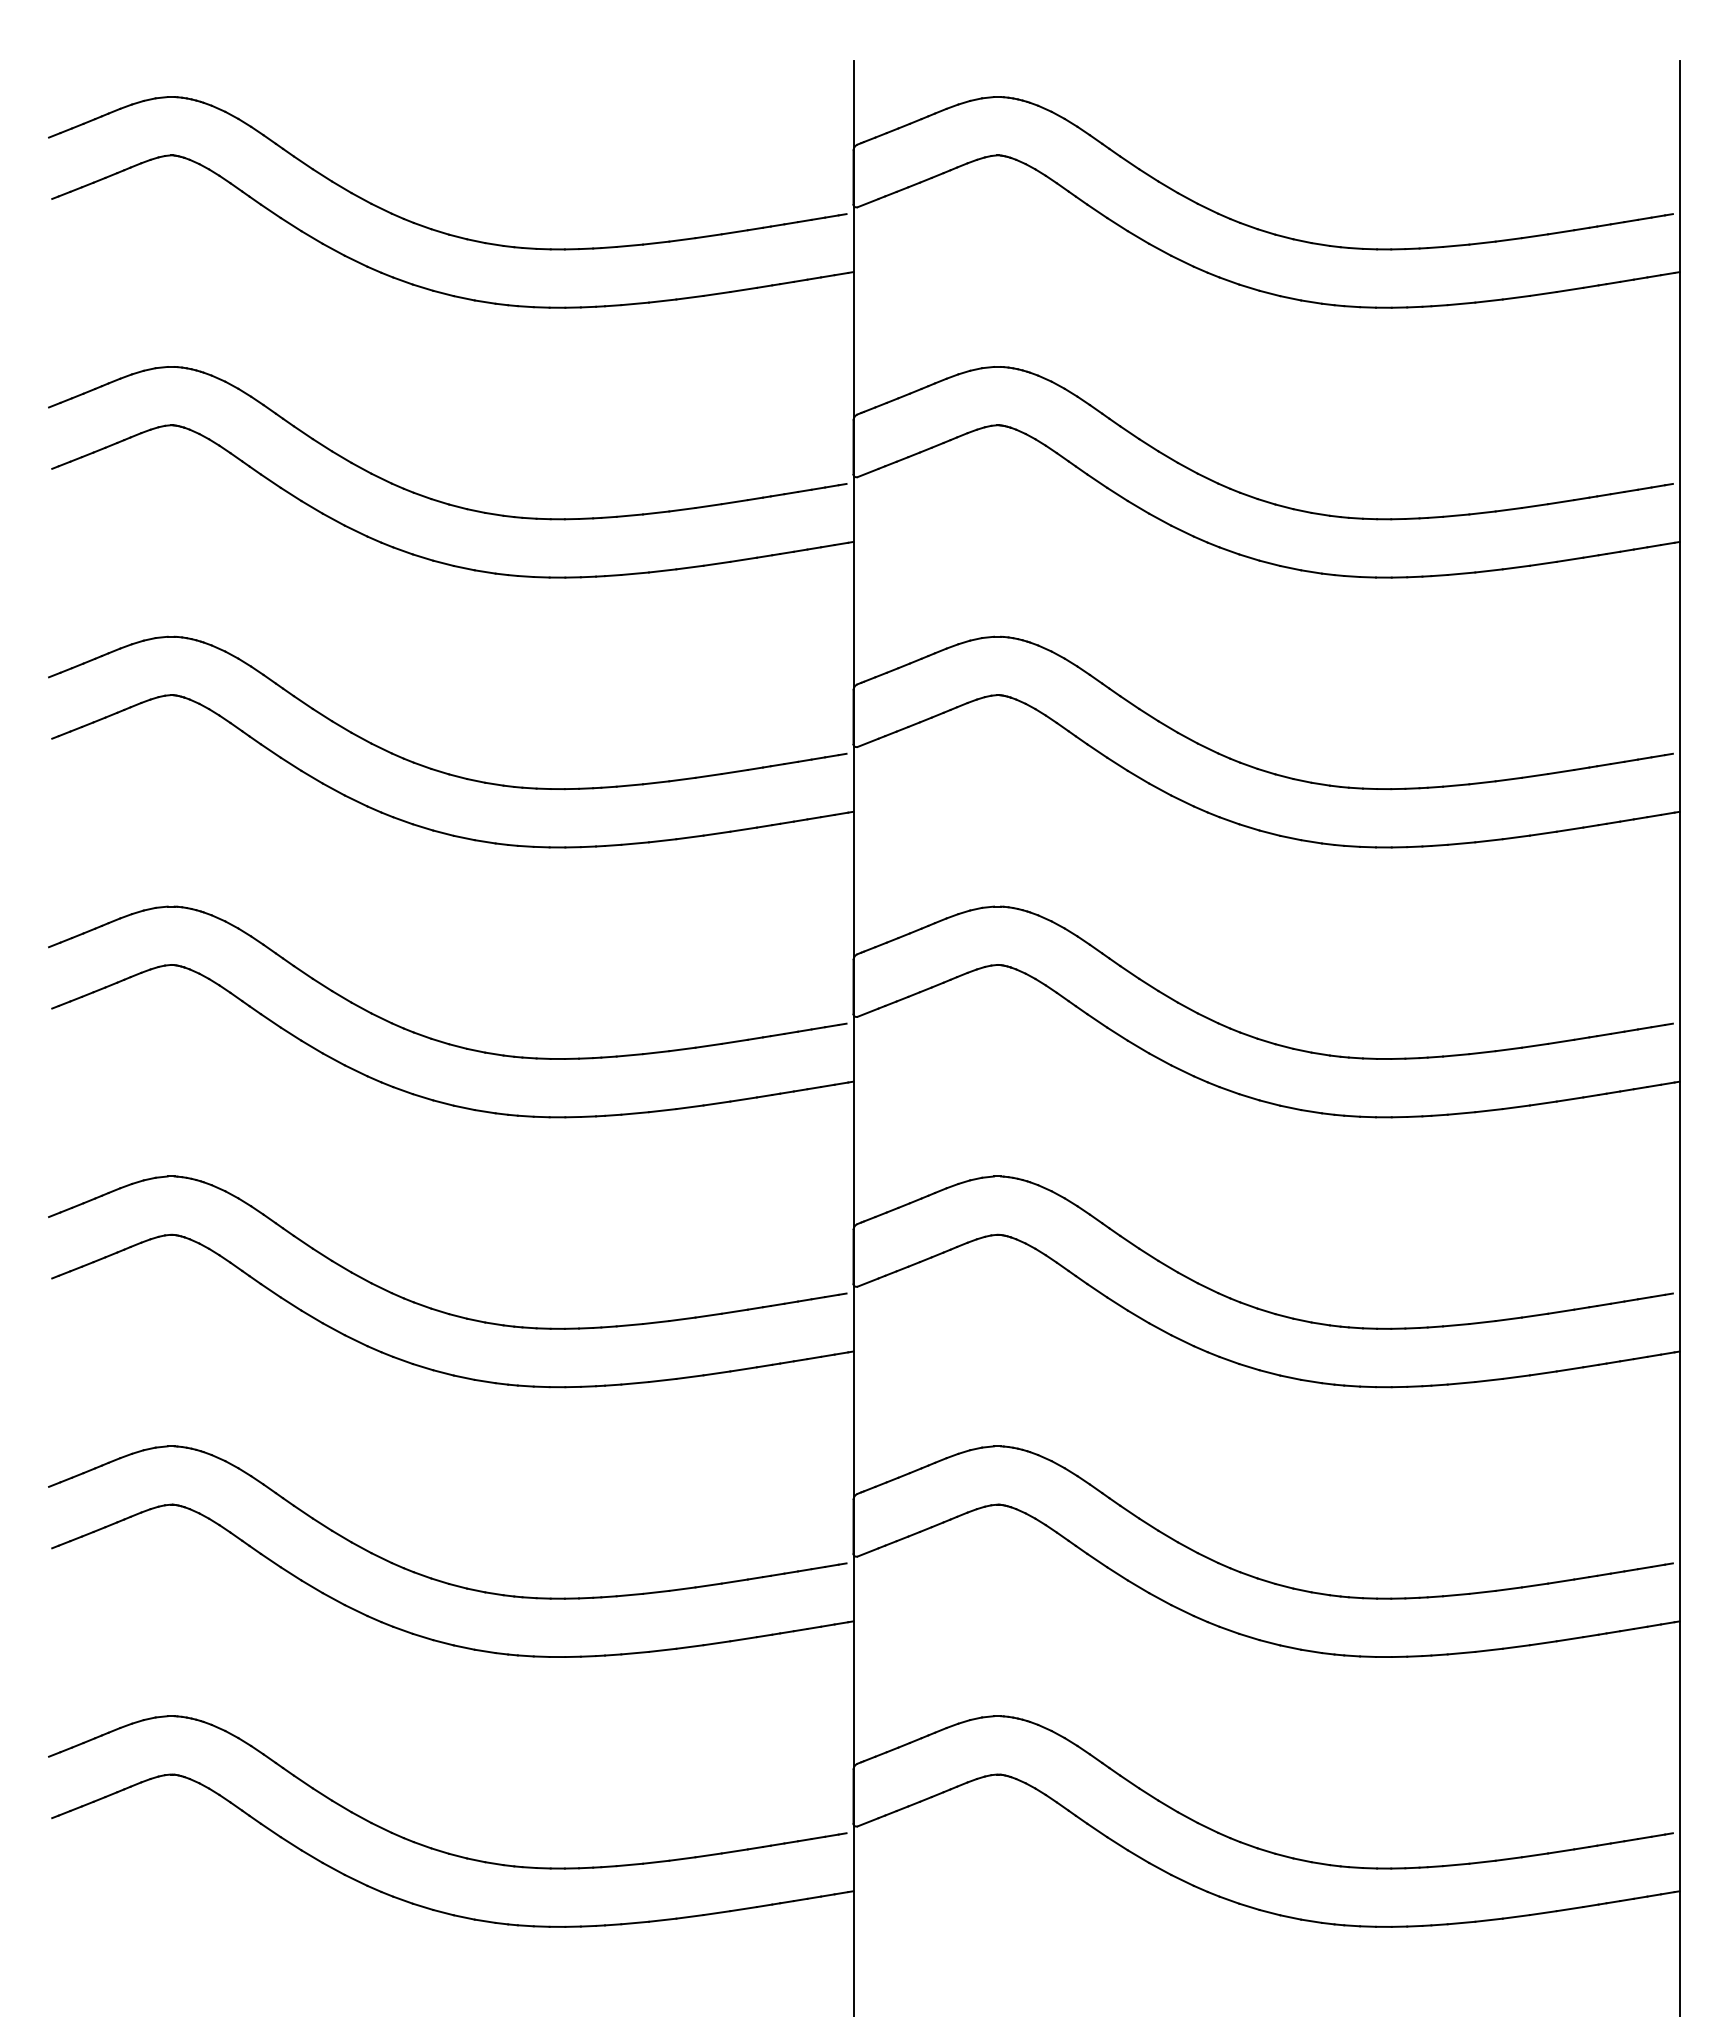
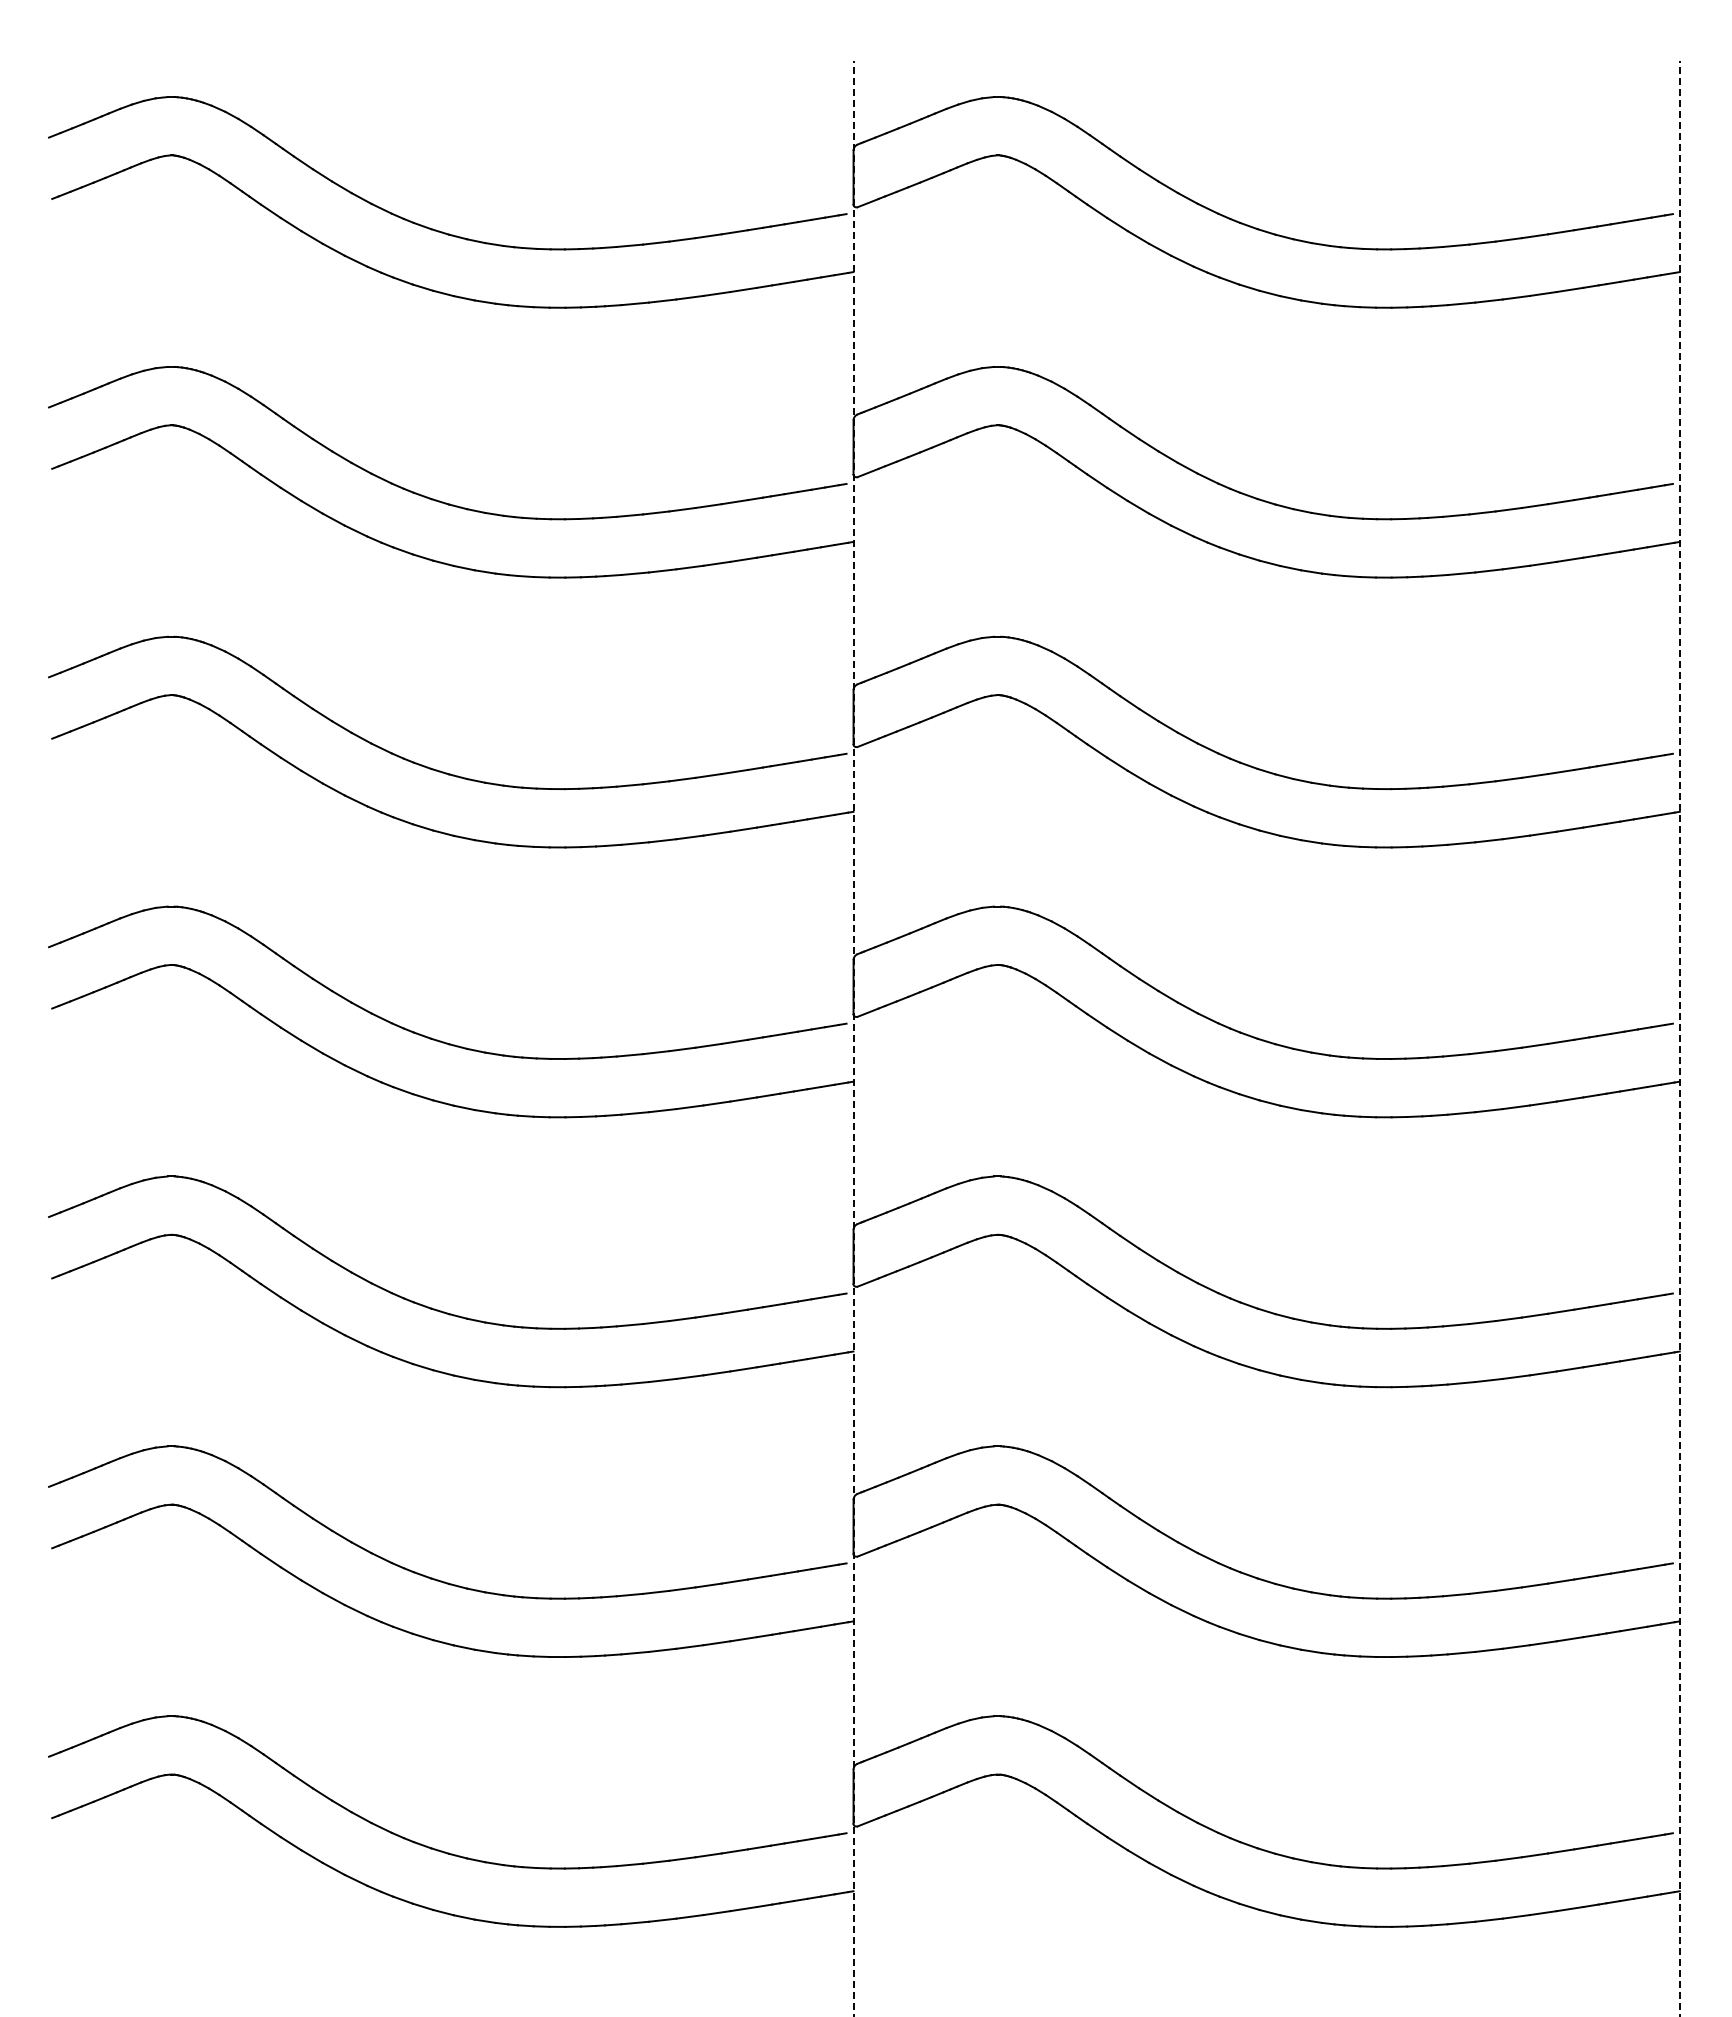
line: solid -> dashed (853, 1038)
line: solid -> dashed (1679, 1038)
